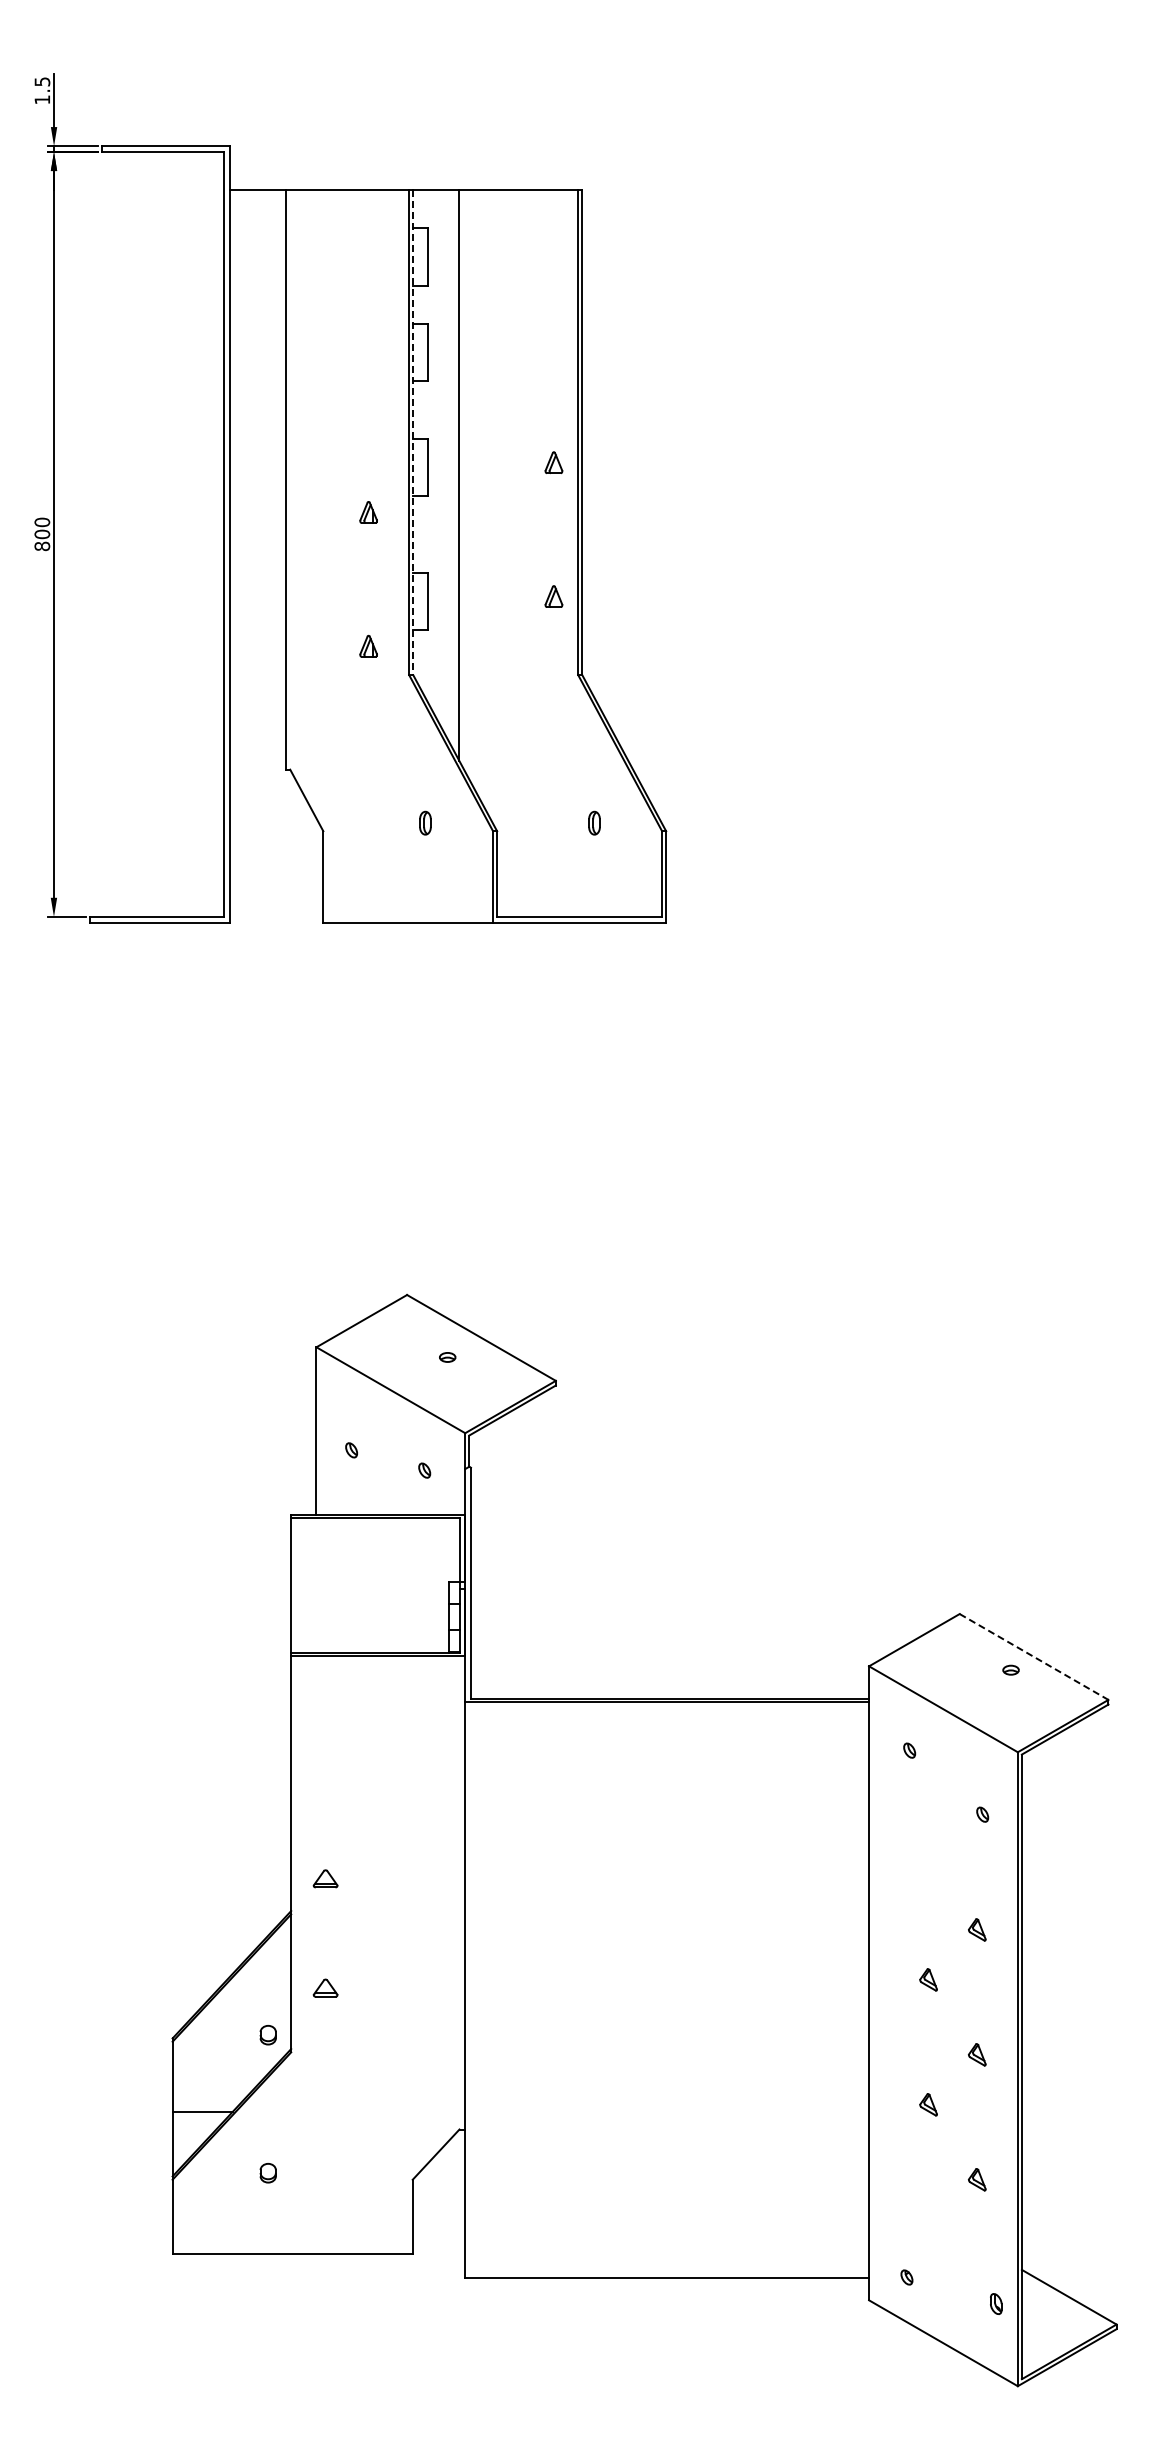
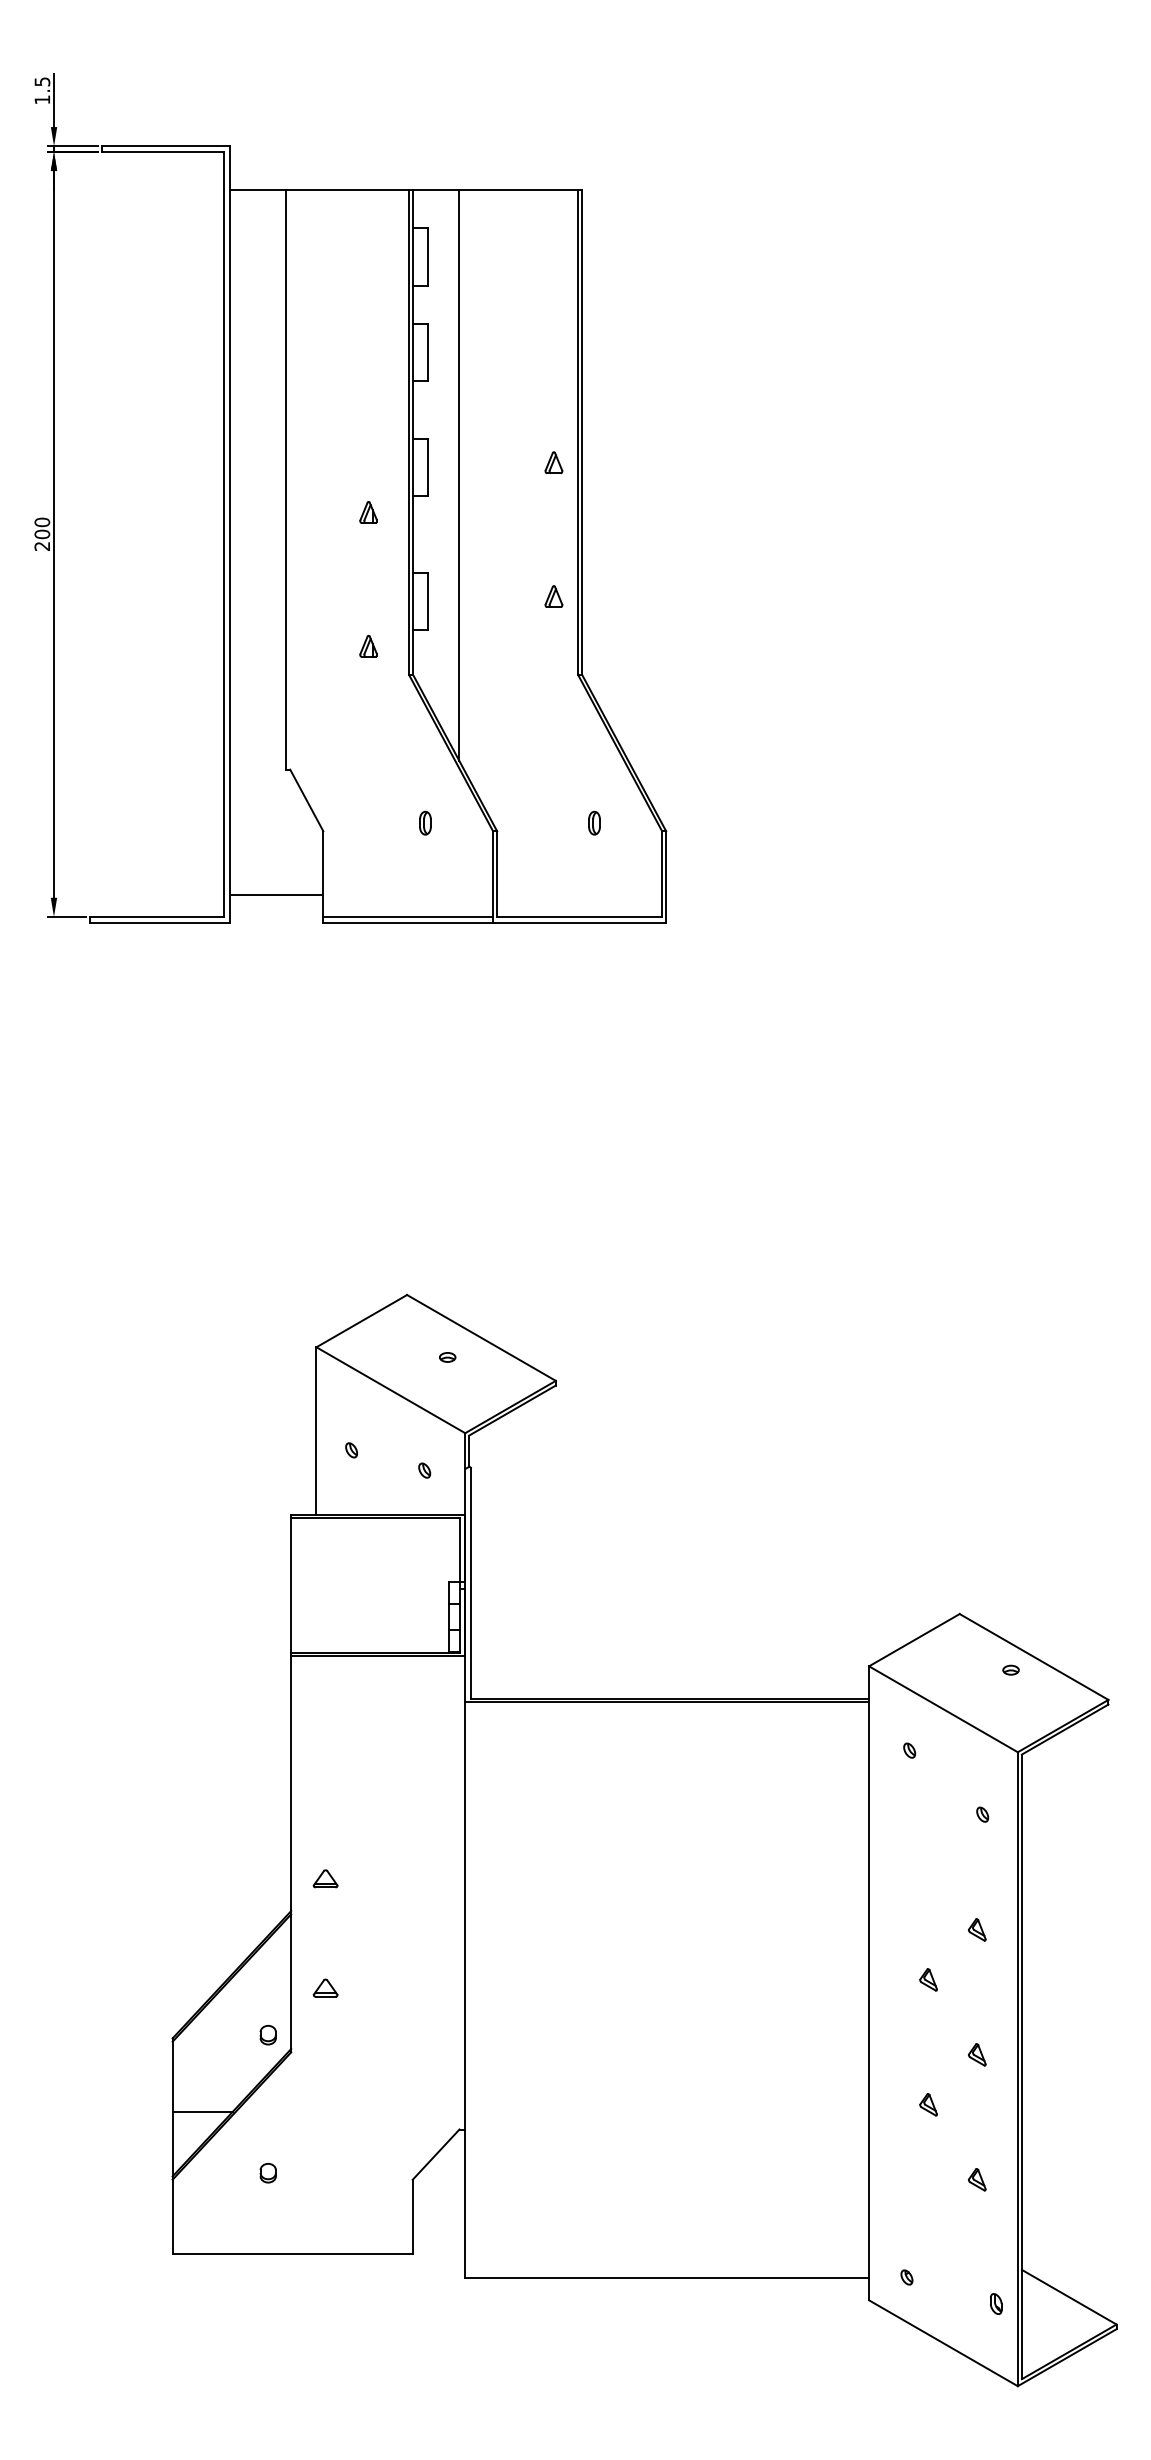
line: dashed -> solid (413, 432)
text: 800 -> 200 (42, 546)
line: none -> present (276, 894)
line: none -> present (408, 916)
line: dashed -> solid (1034, 1656)
